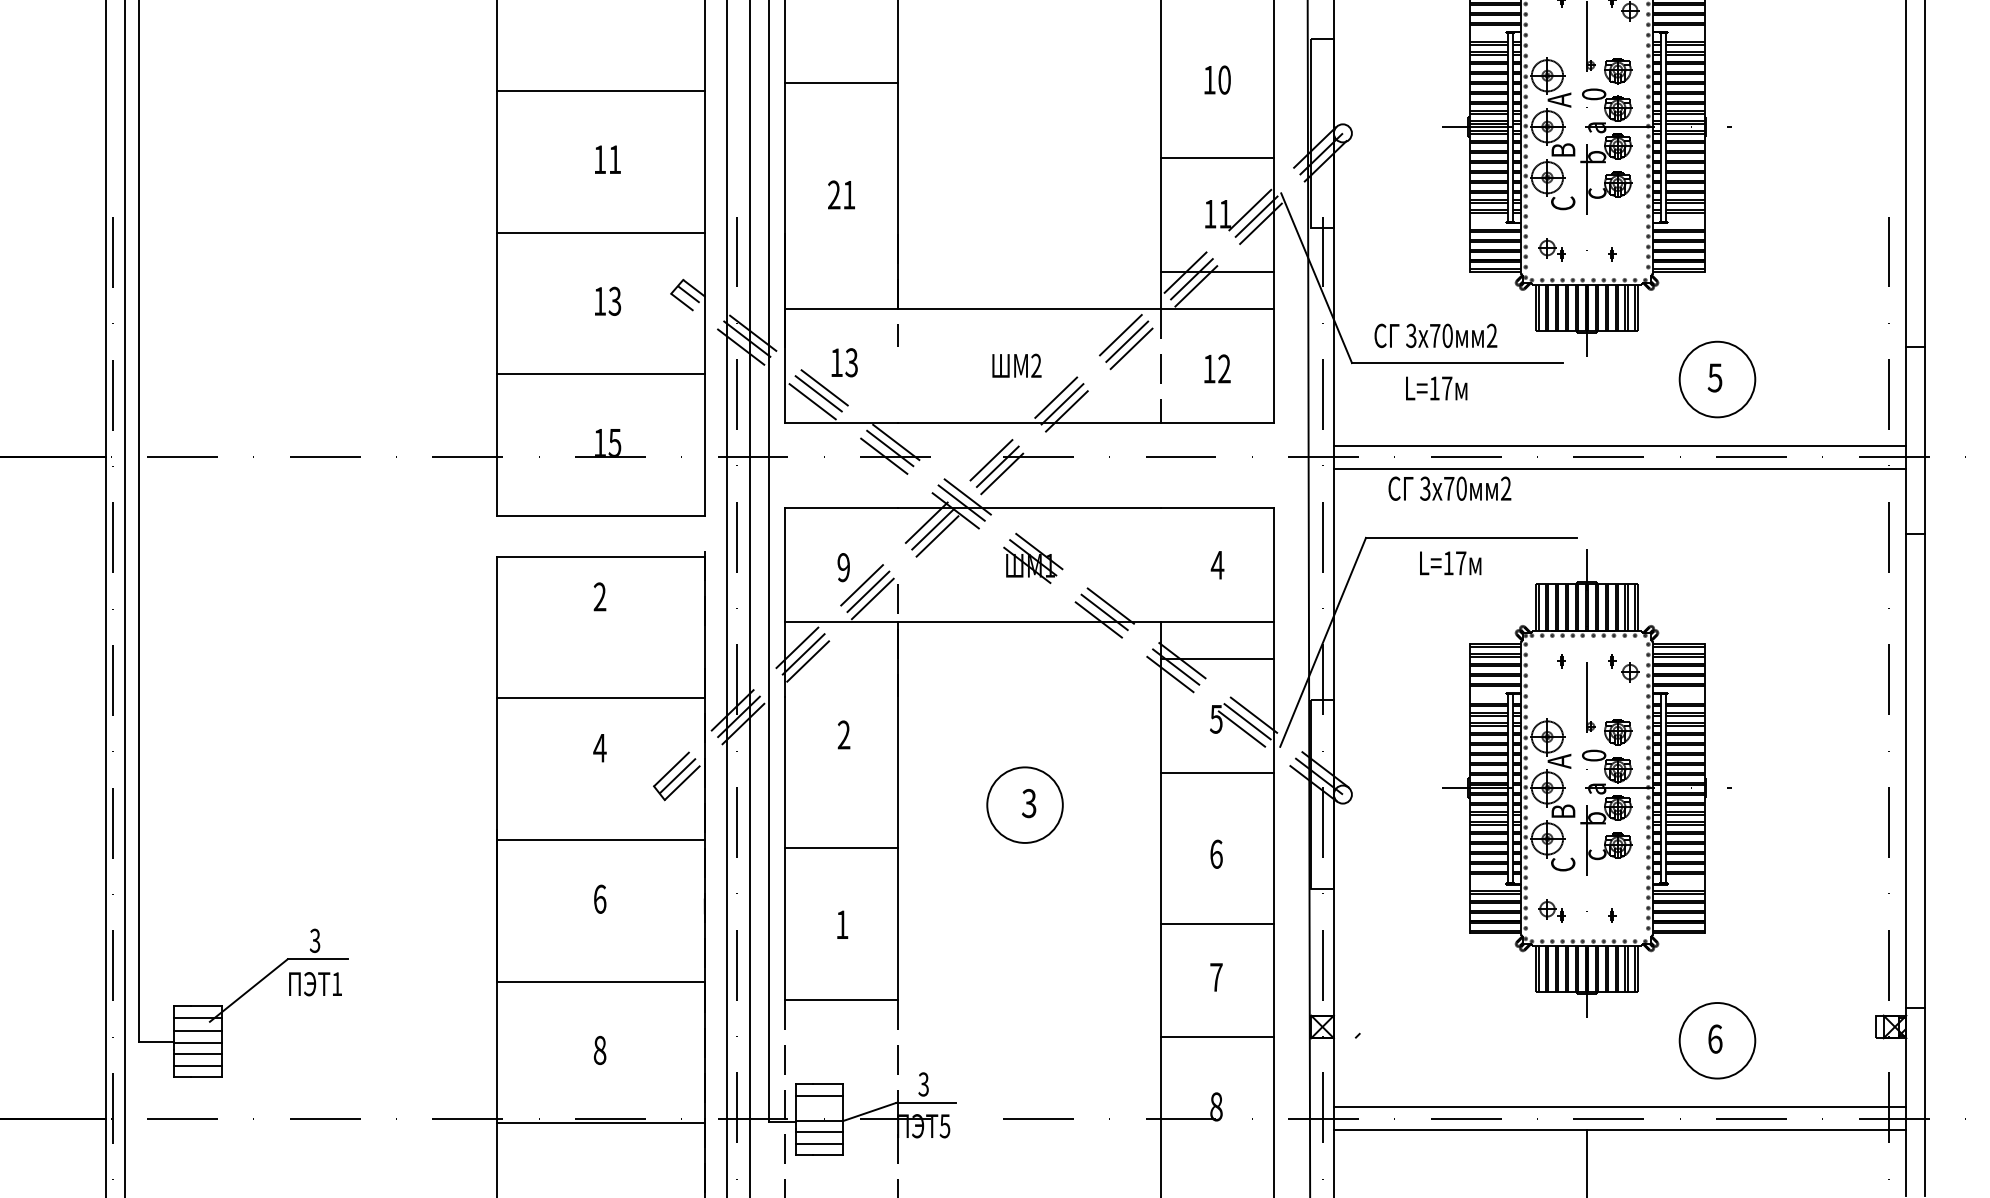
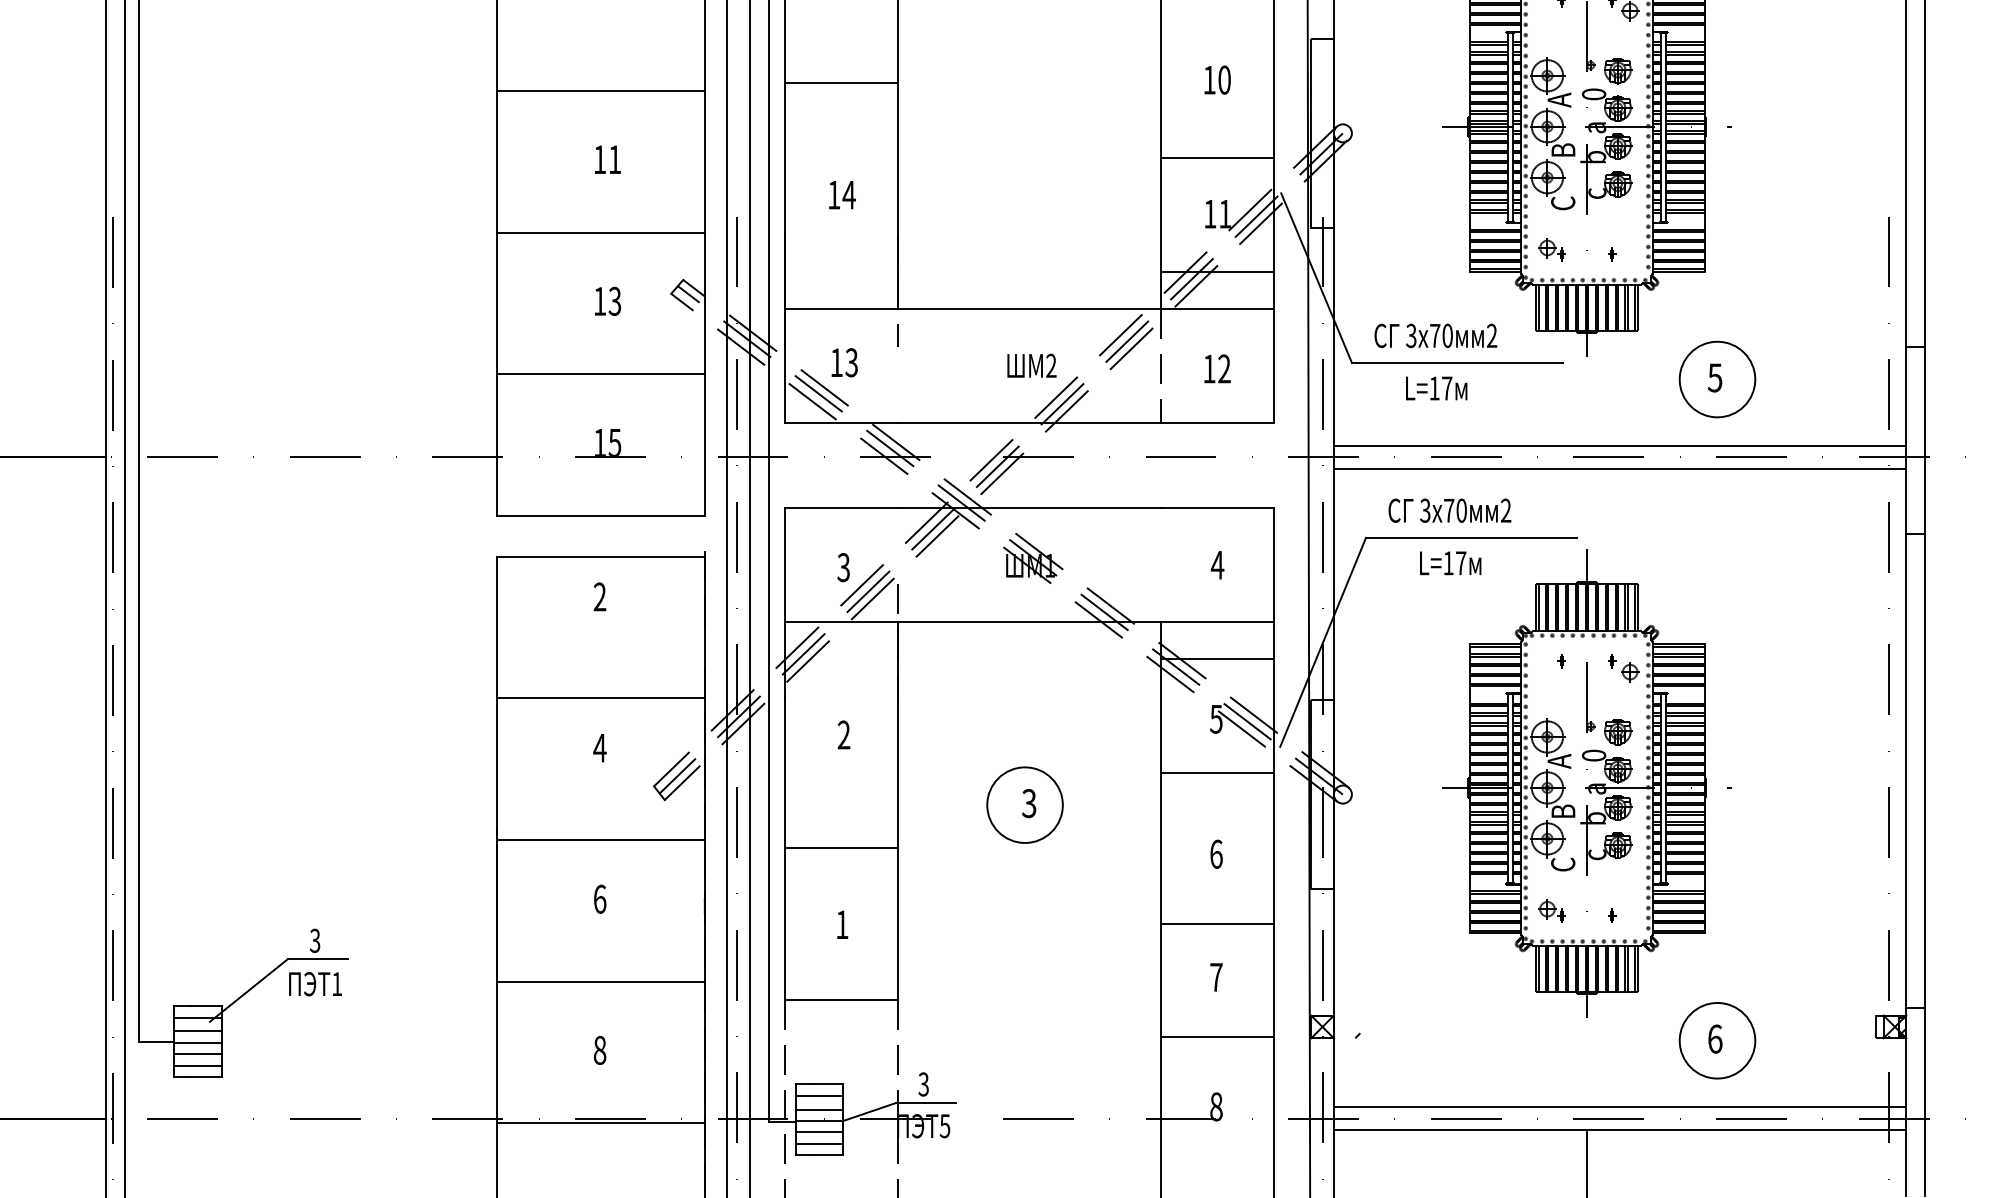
text: 21 -> 14 (841, 194)
text position: (1016, 365) -> (1031, 365) (1031, 365)
text position: (1449, 488) -> (1449, 510) (1449, 510)
text: 9 -> 3 (843, 567)
line: none -> present (819, 1109)
